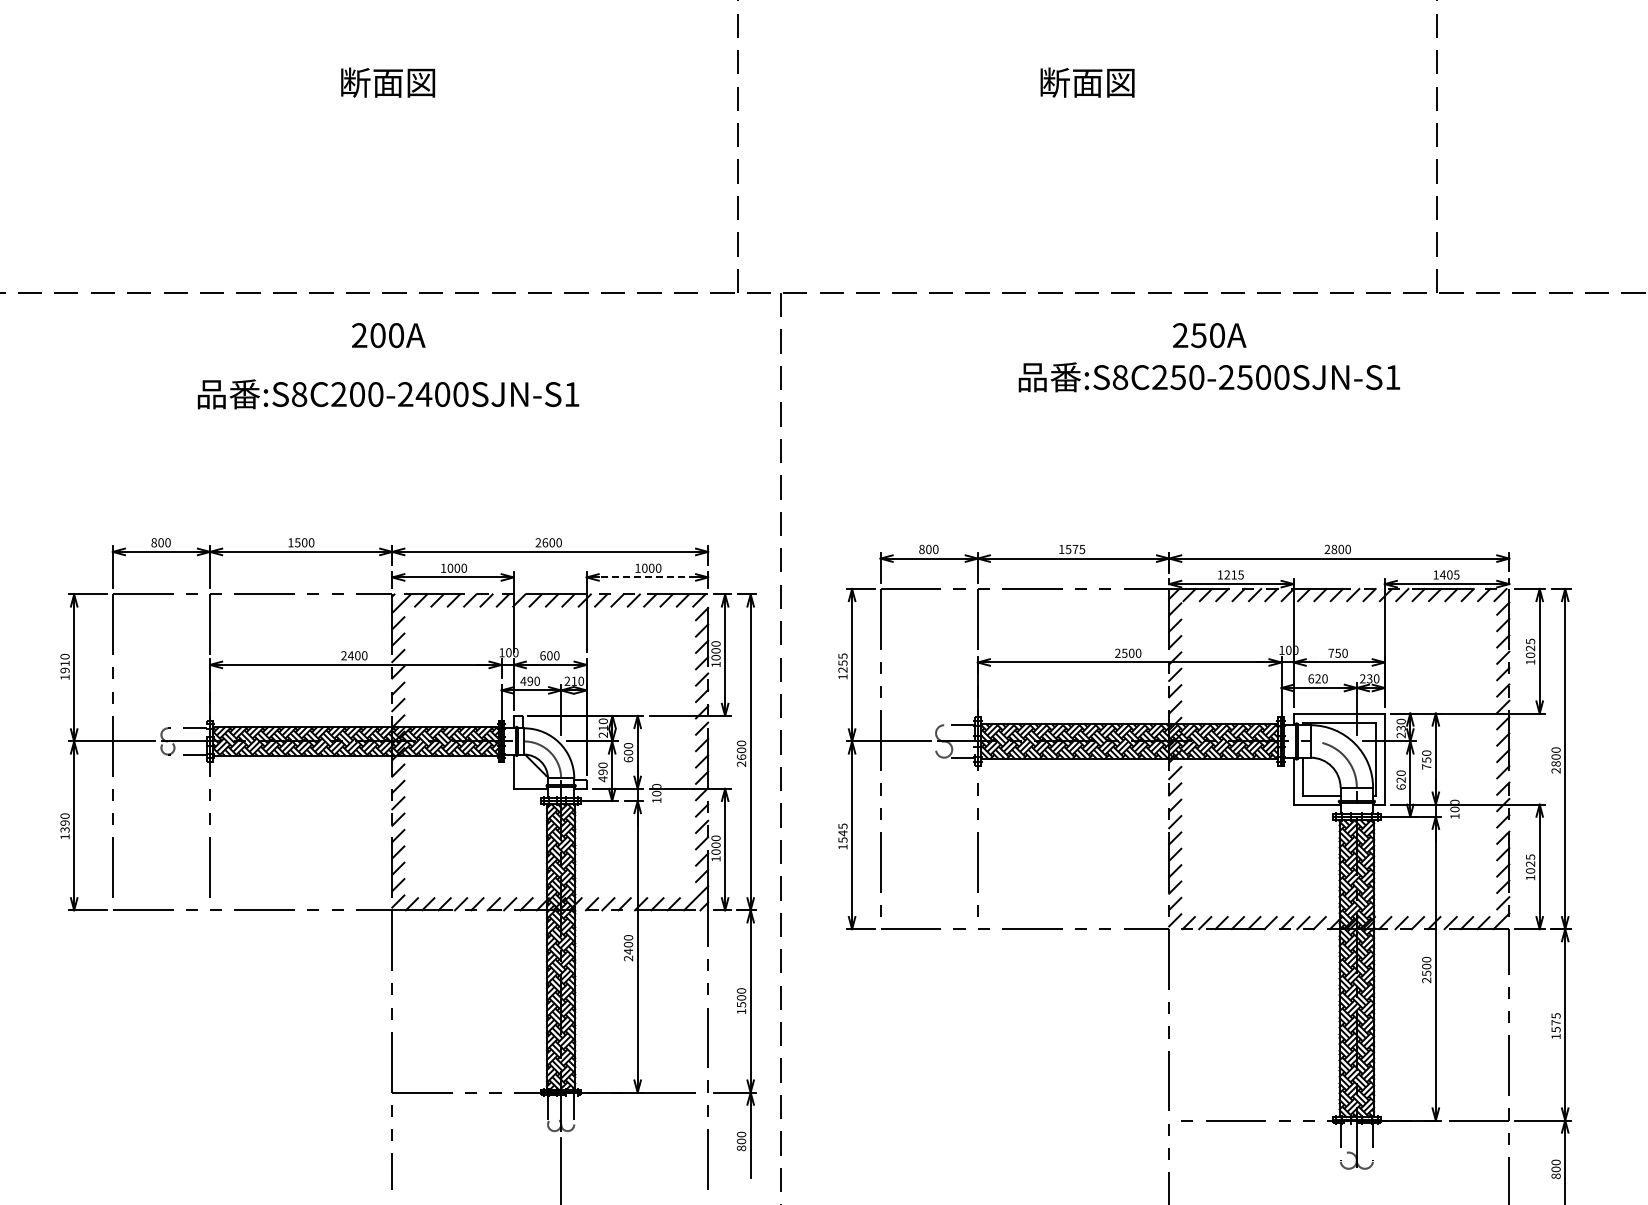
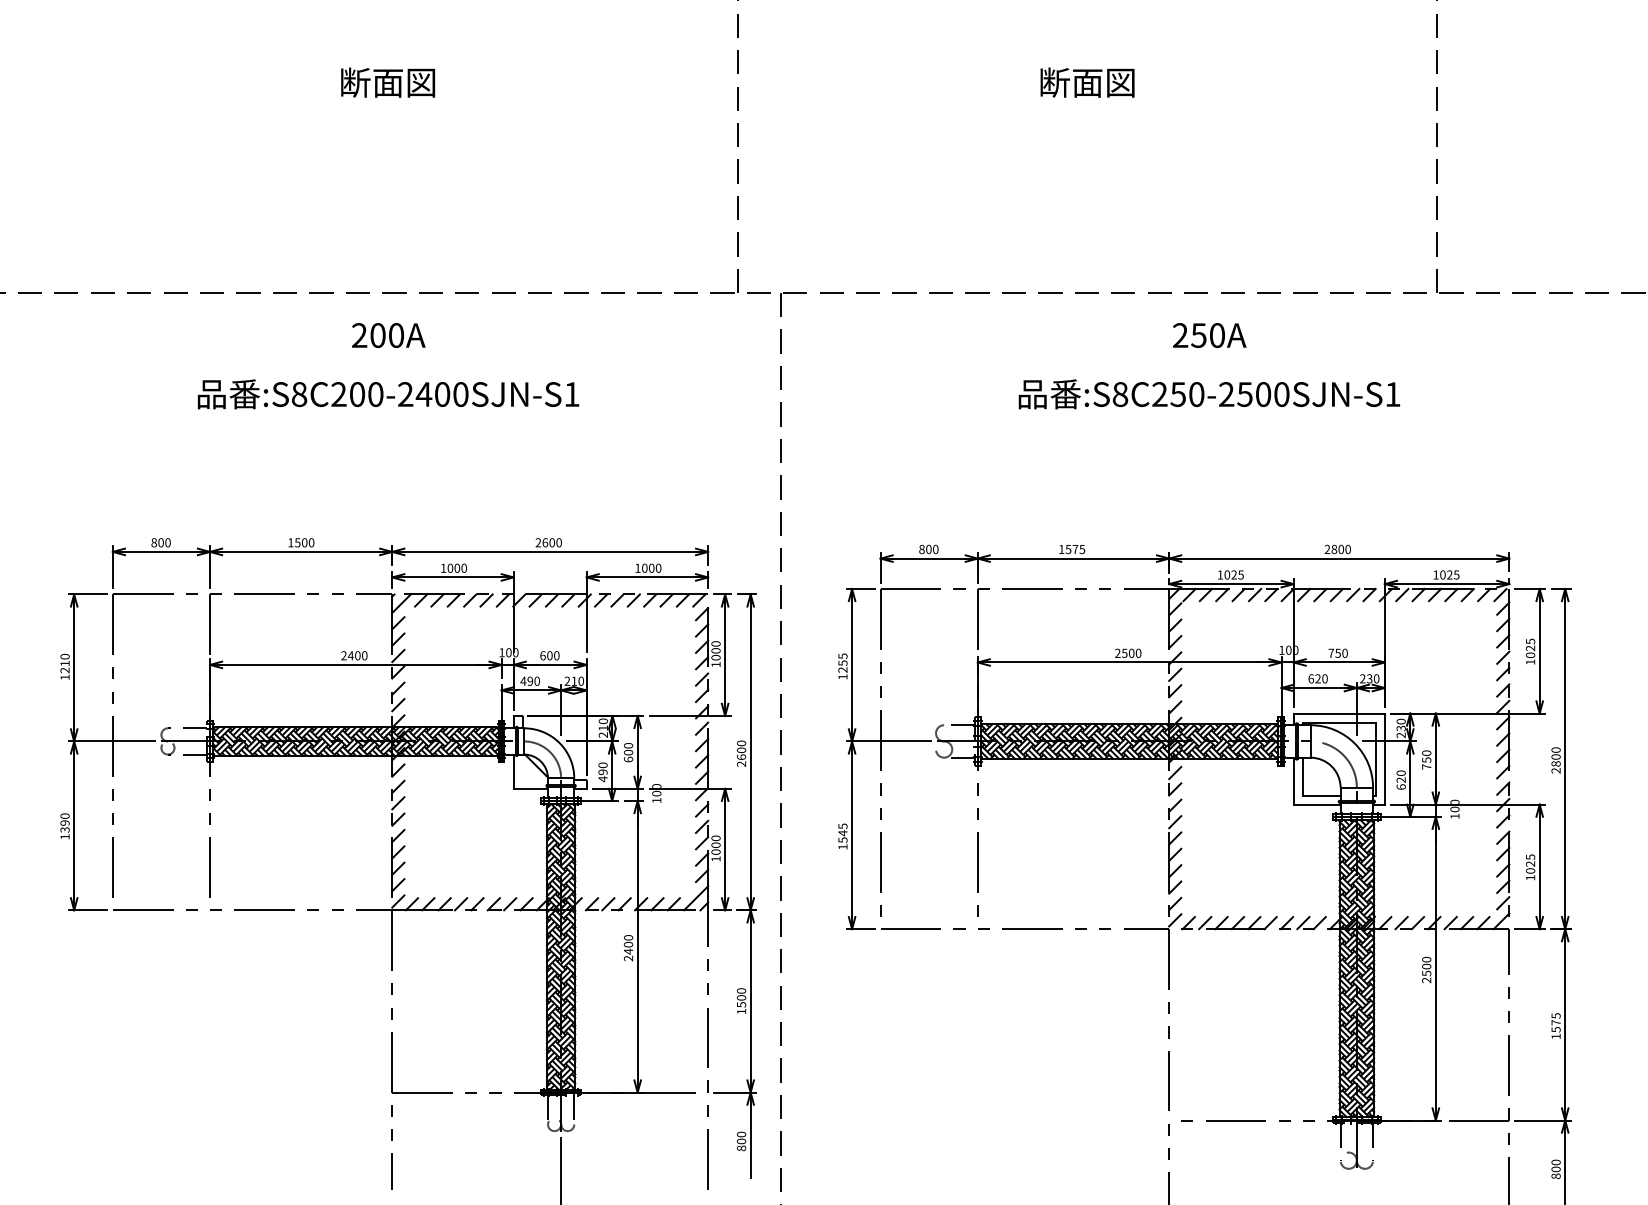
text position: (1209, 377) -> (1209, 394) (1209, 394)
text: 1215 -> 1025 (1230, 574)
text: 1405 -> 1025 (1445, 574)
line: dashed -> solid (647, 577)
text: 1910 -> 1210 (65, 670)
